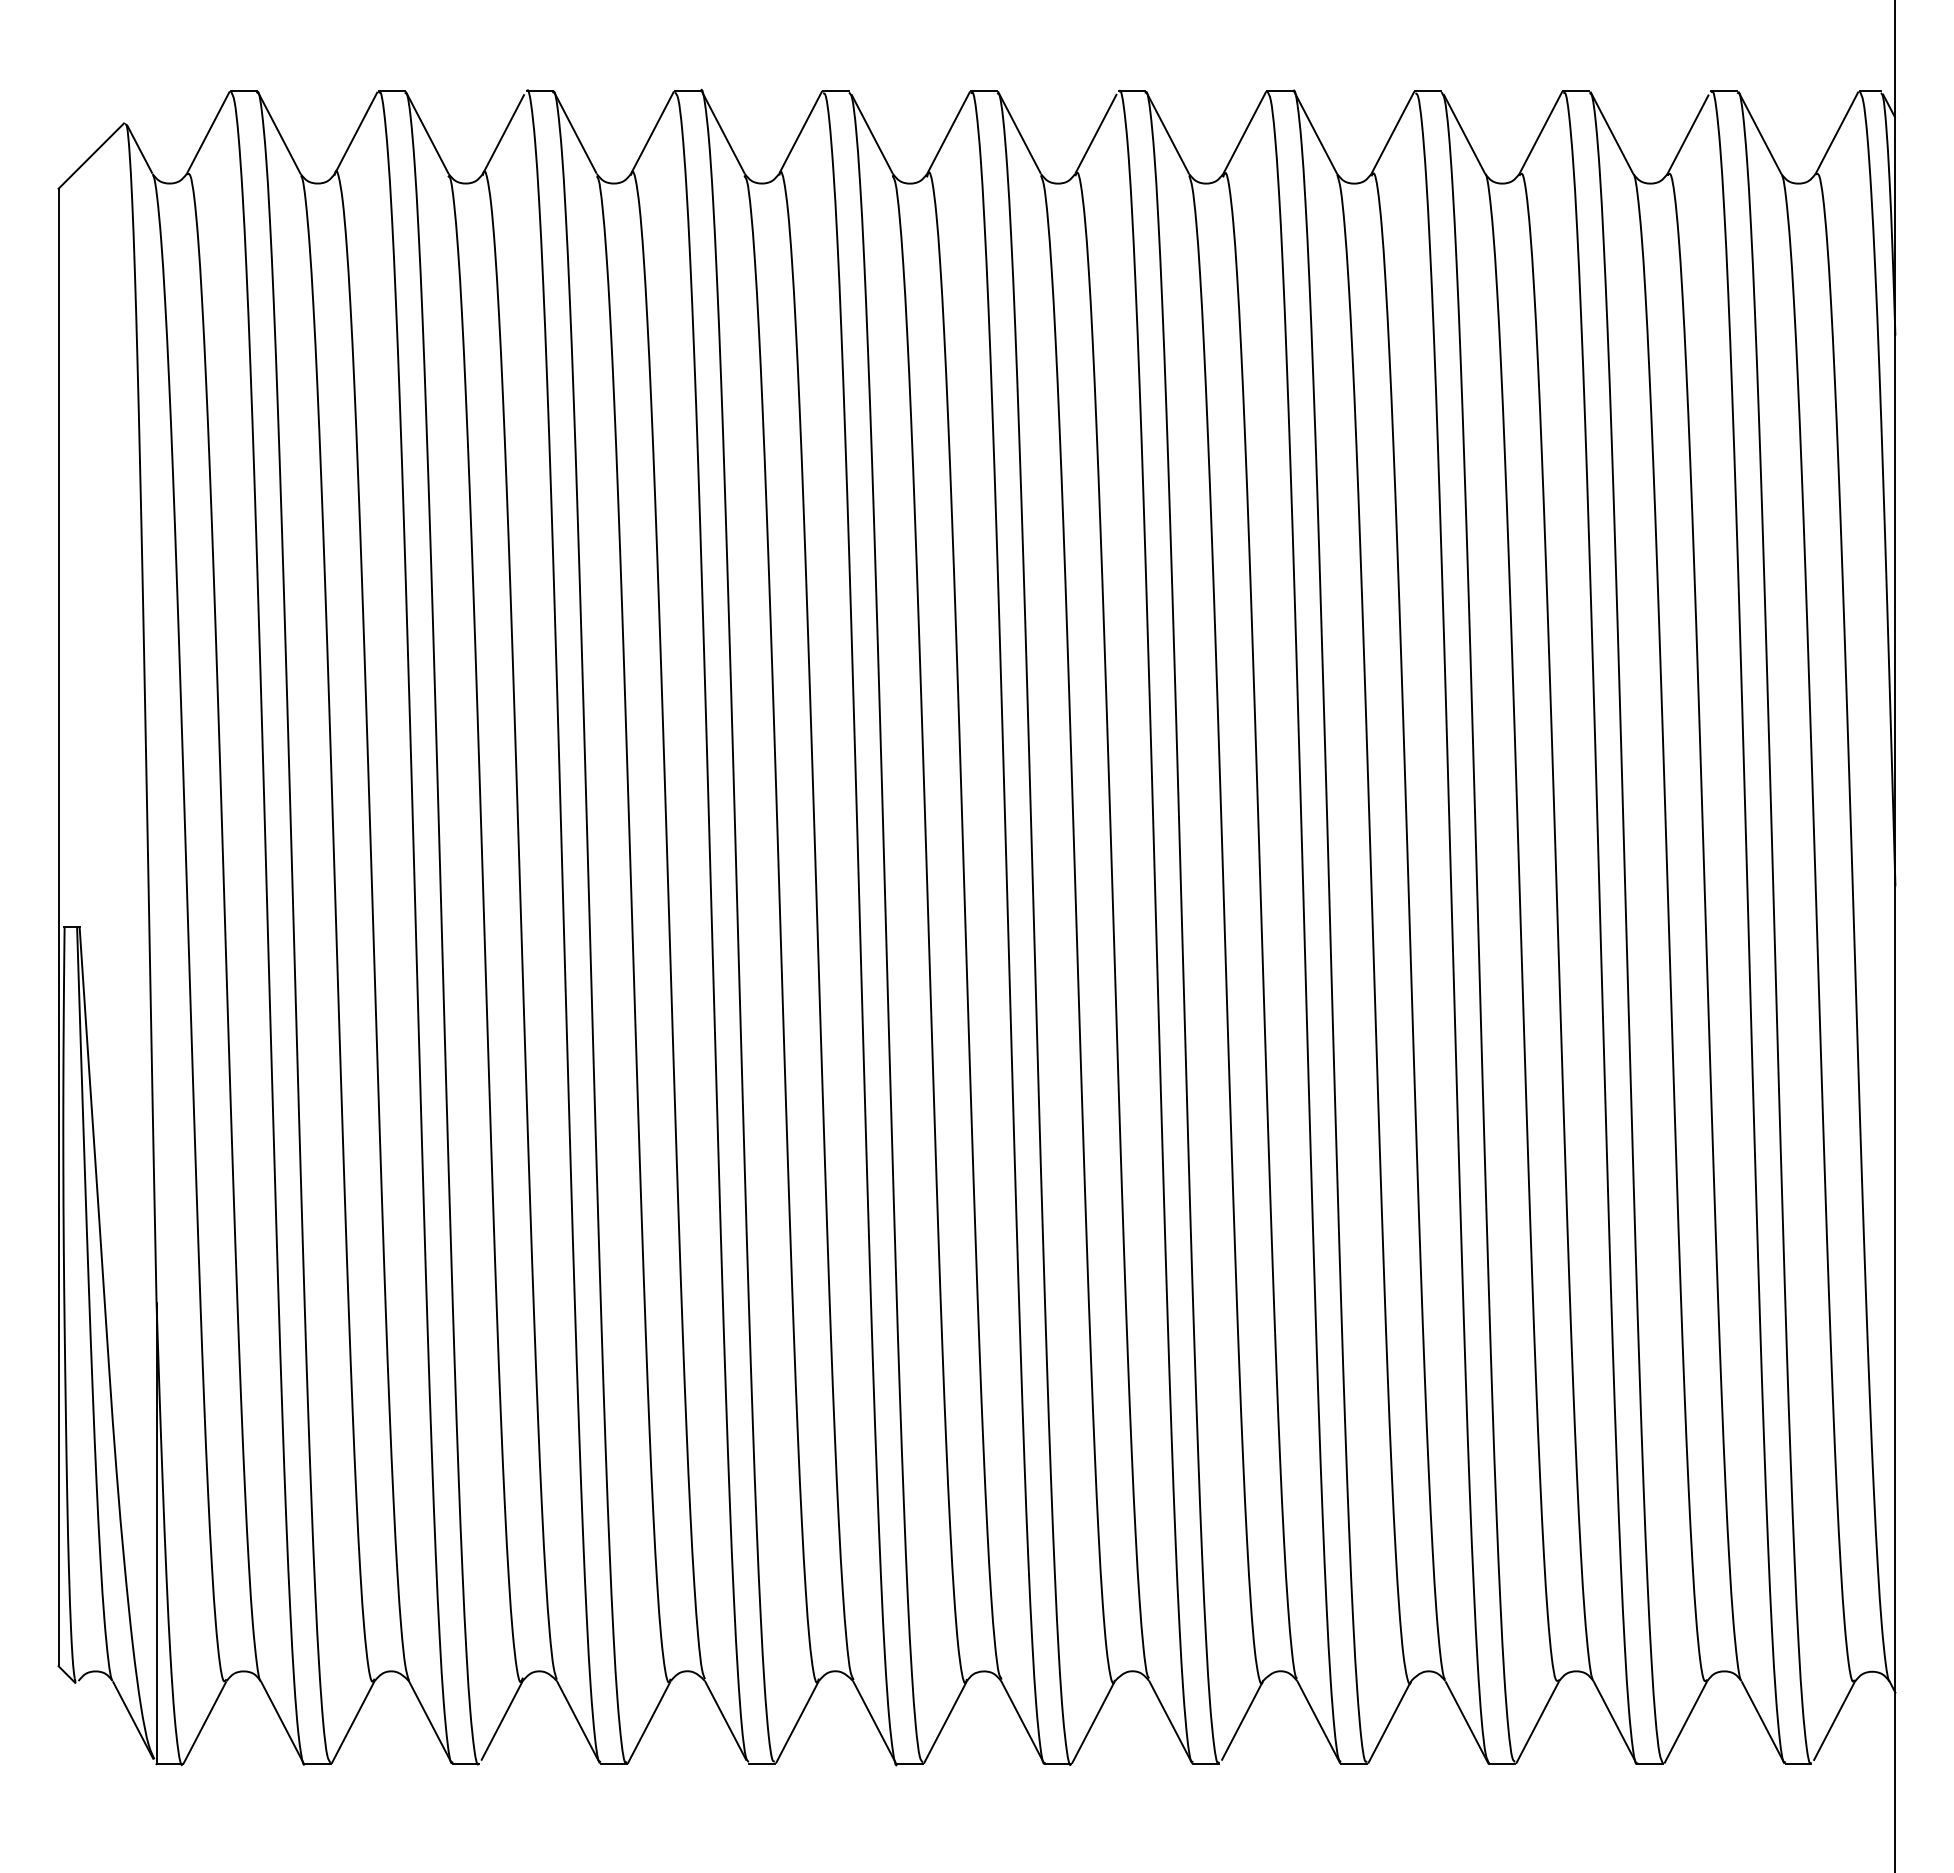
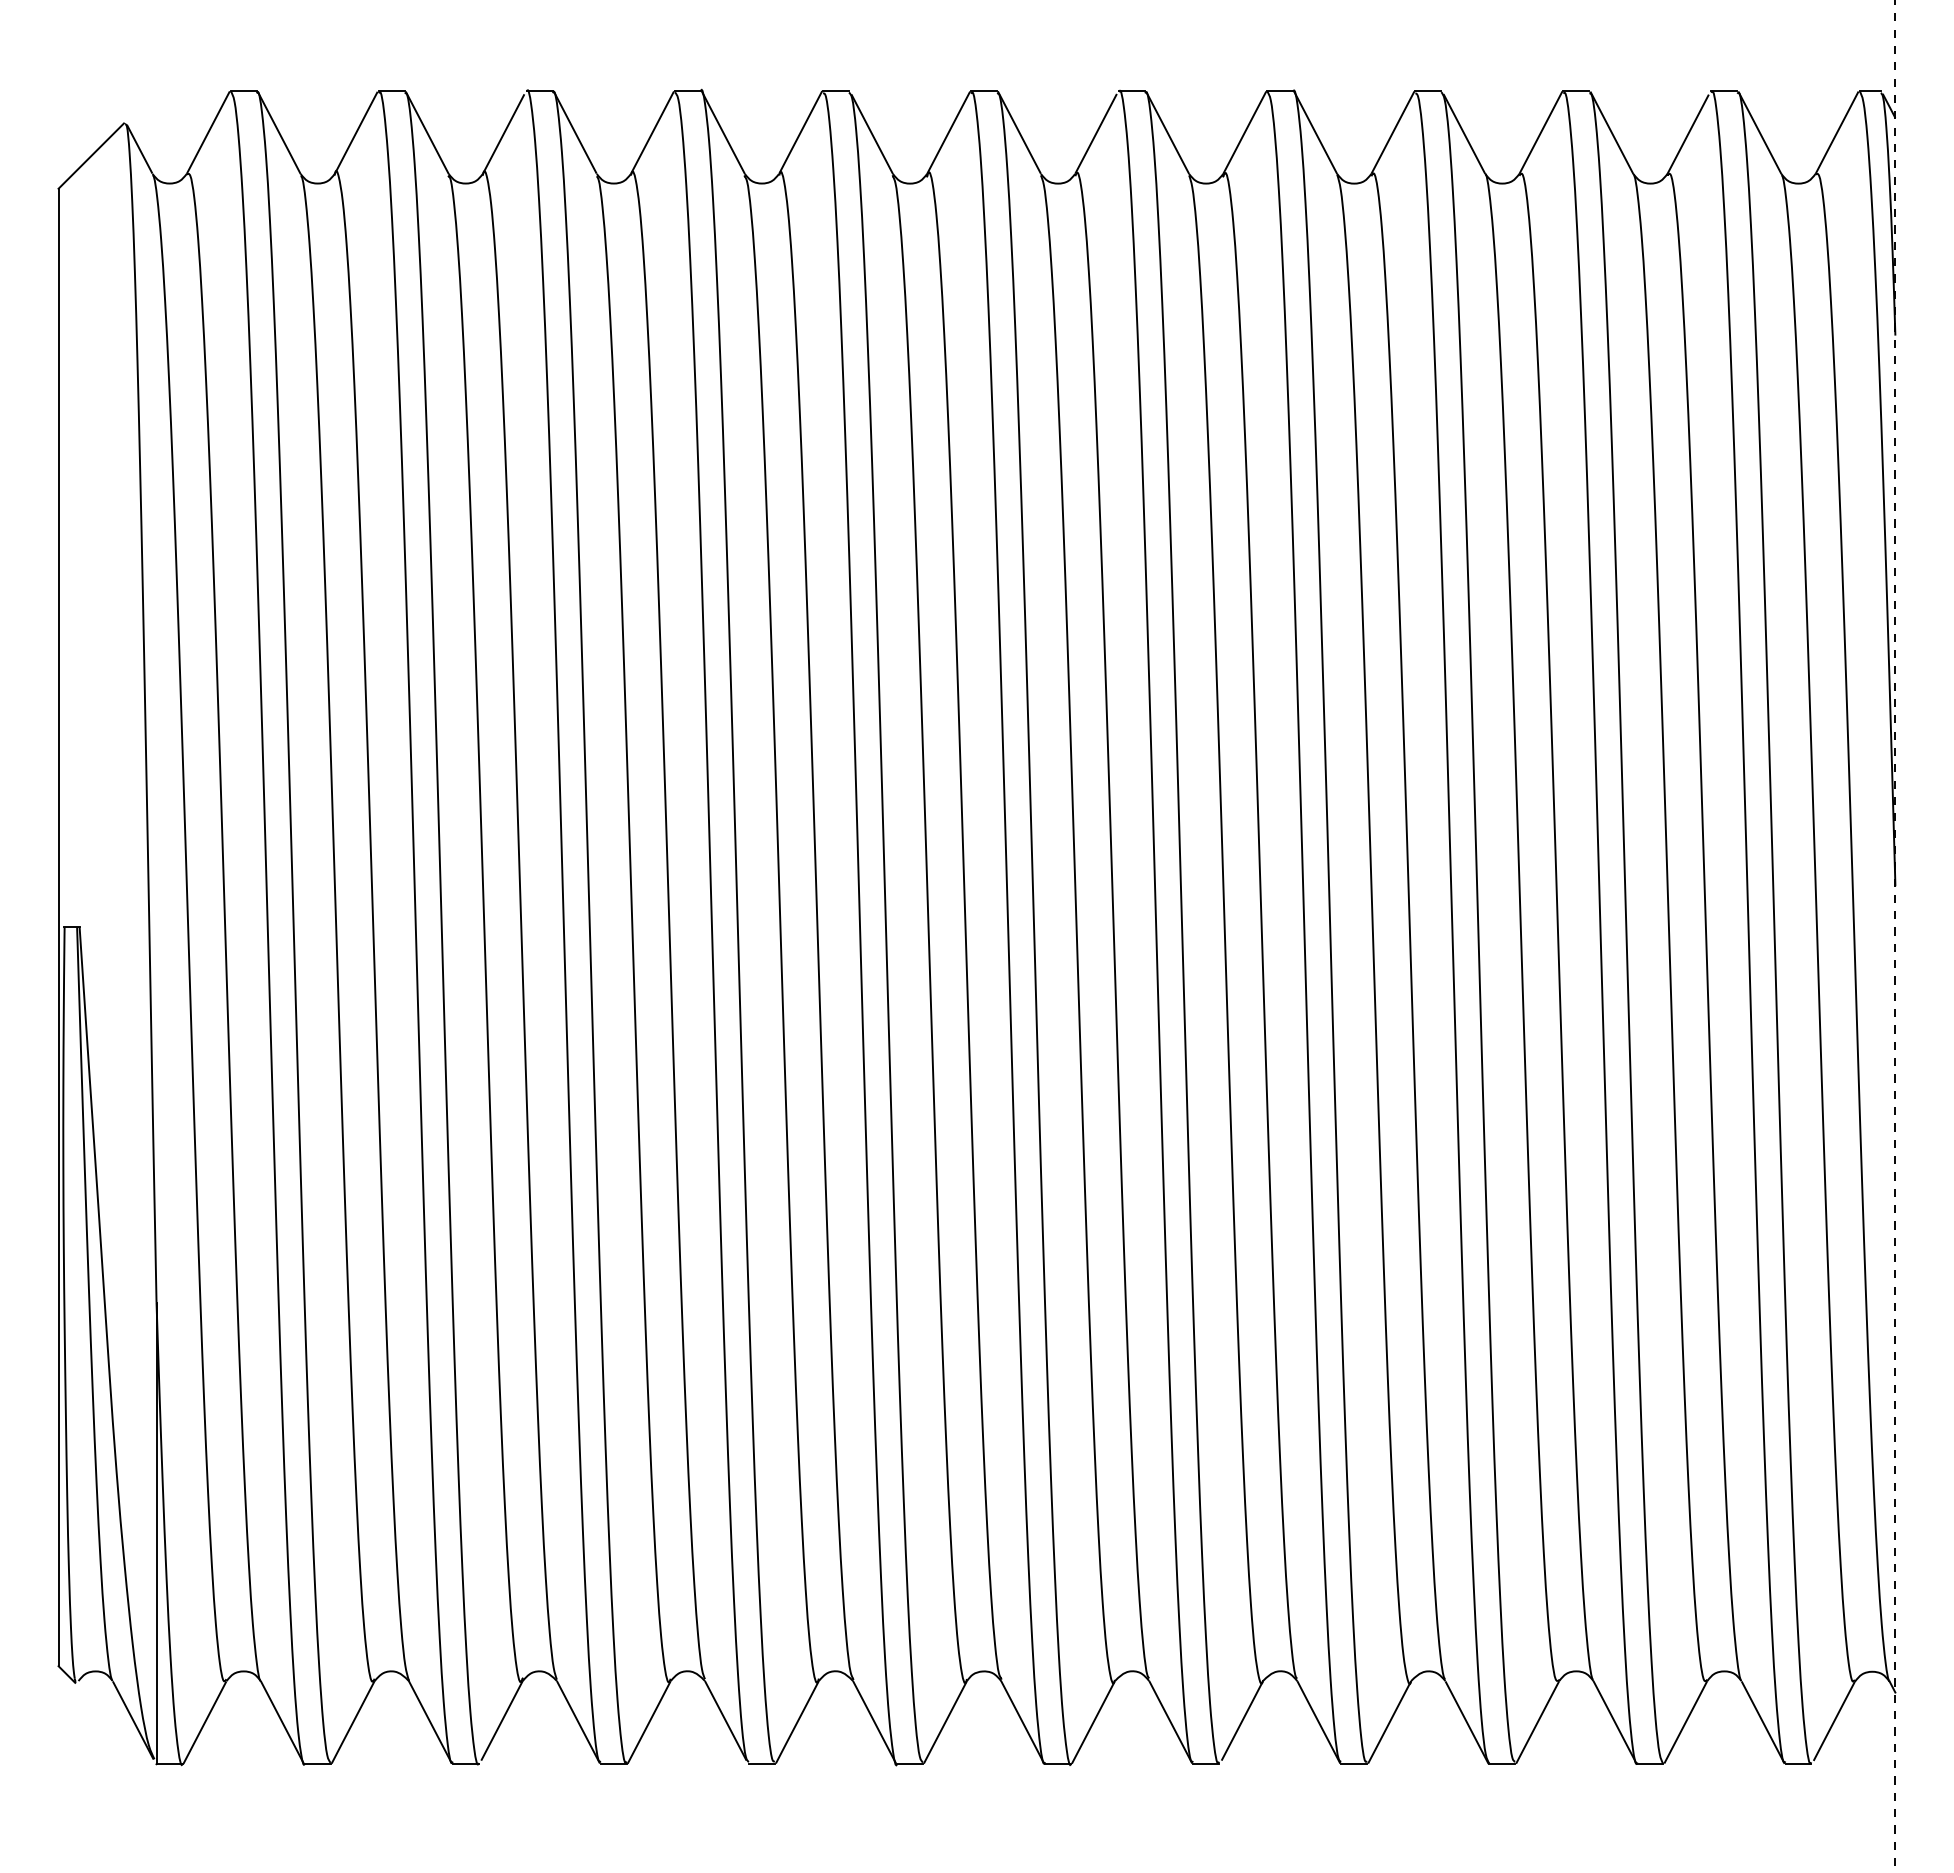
line: solid -> dashed (1895, 936)
